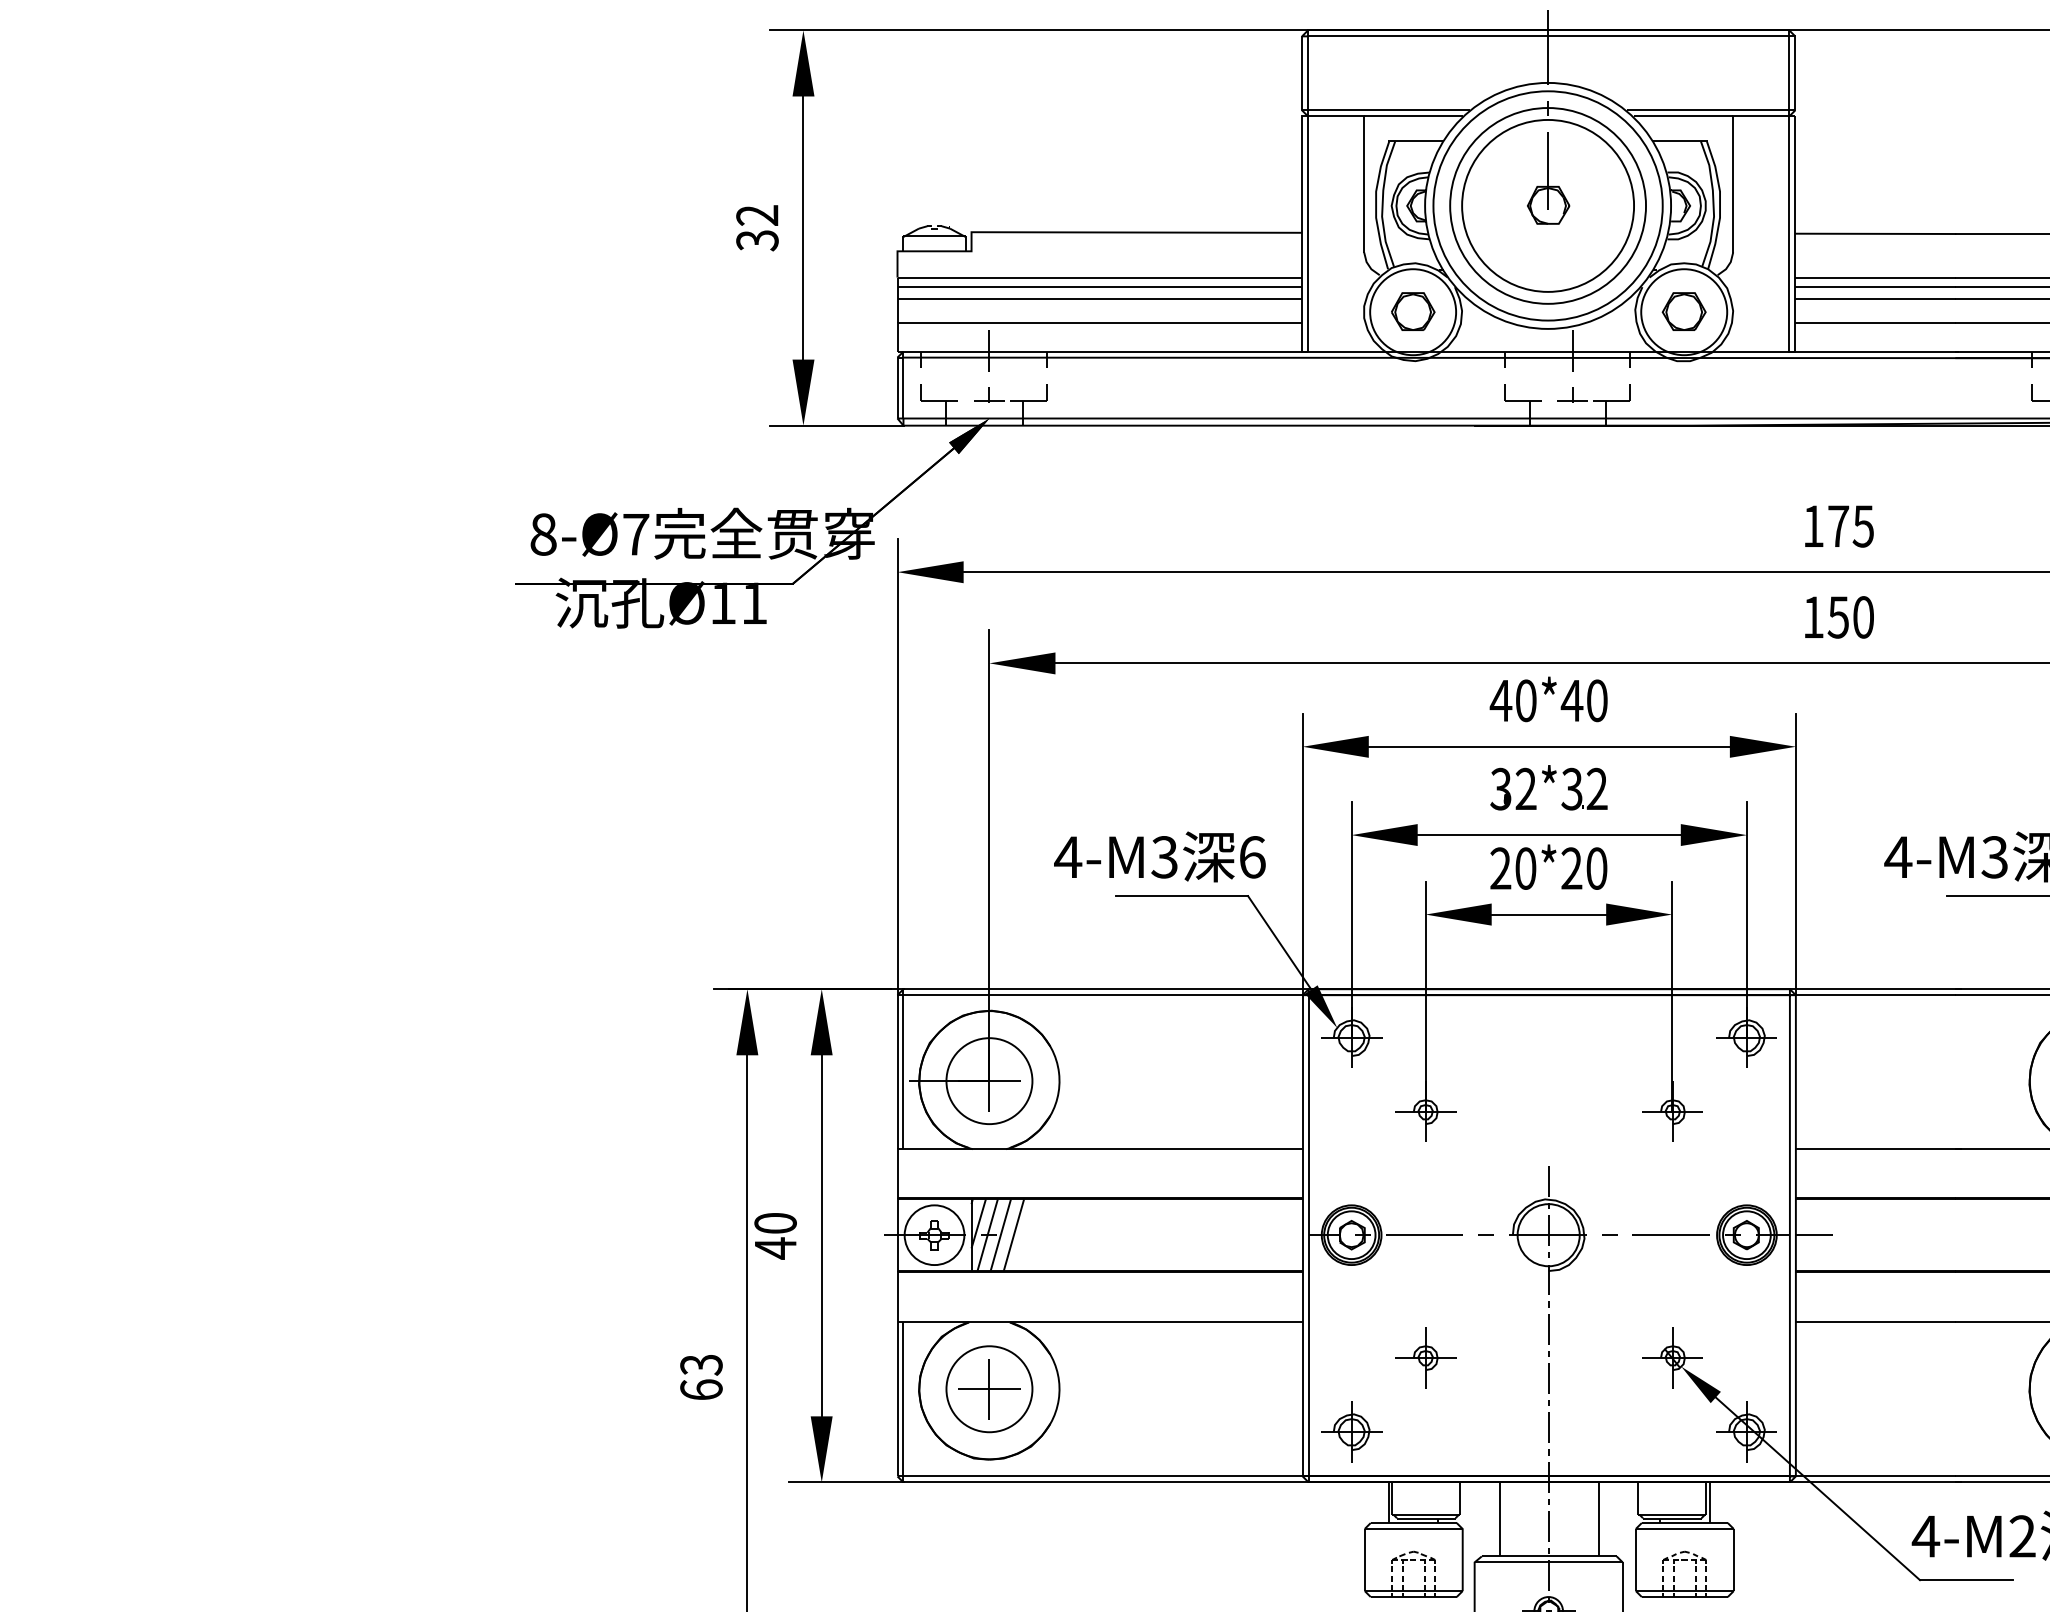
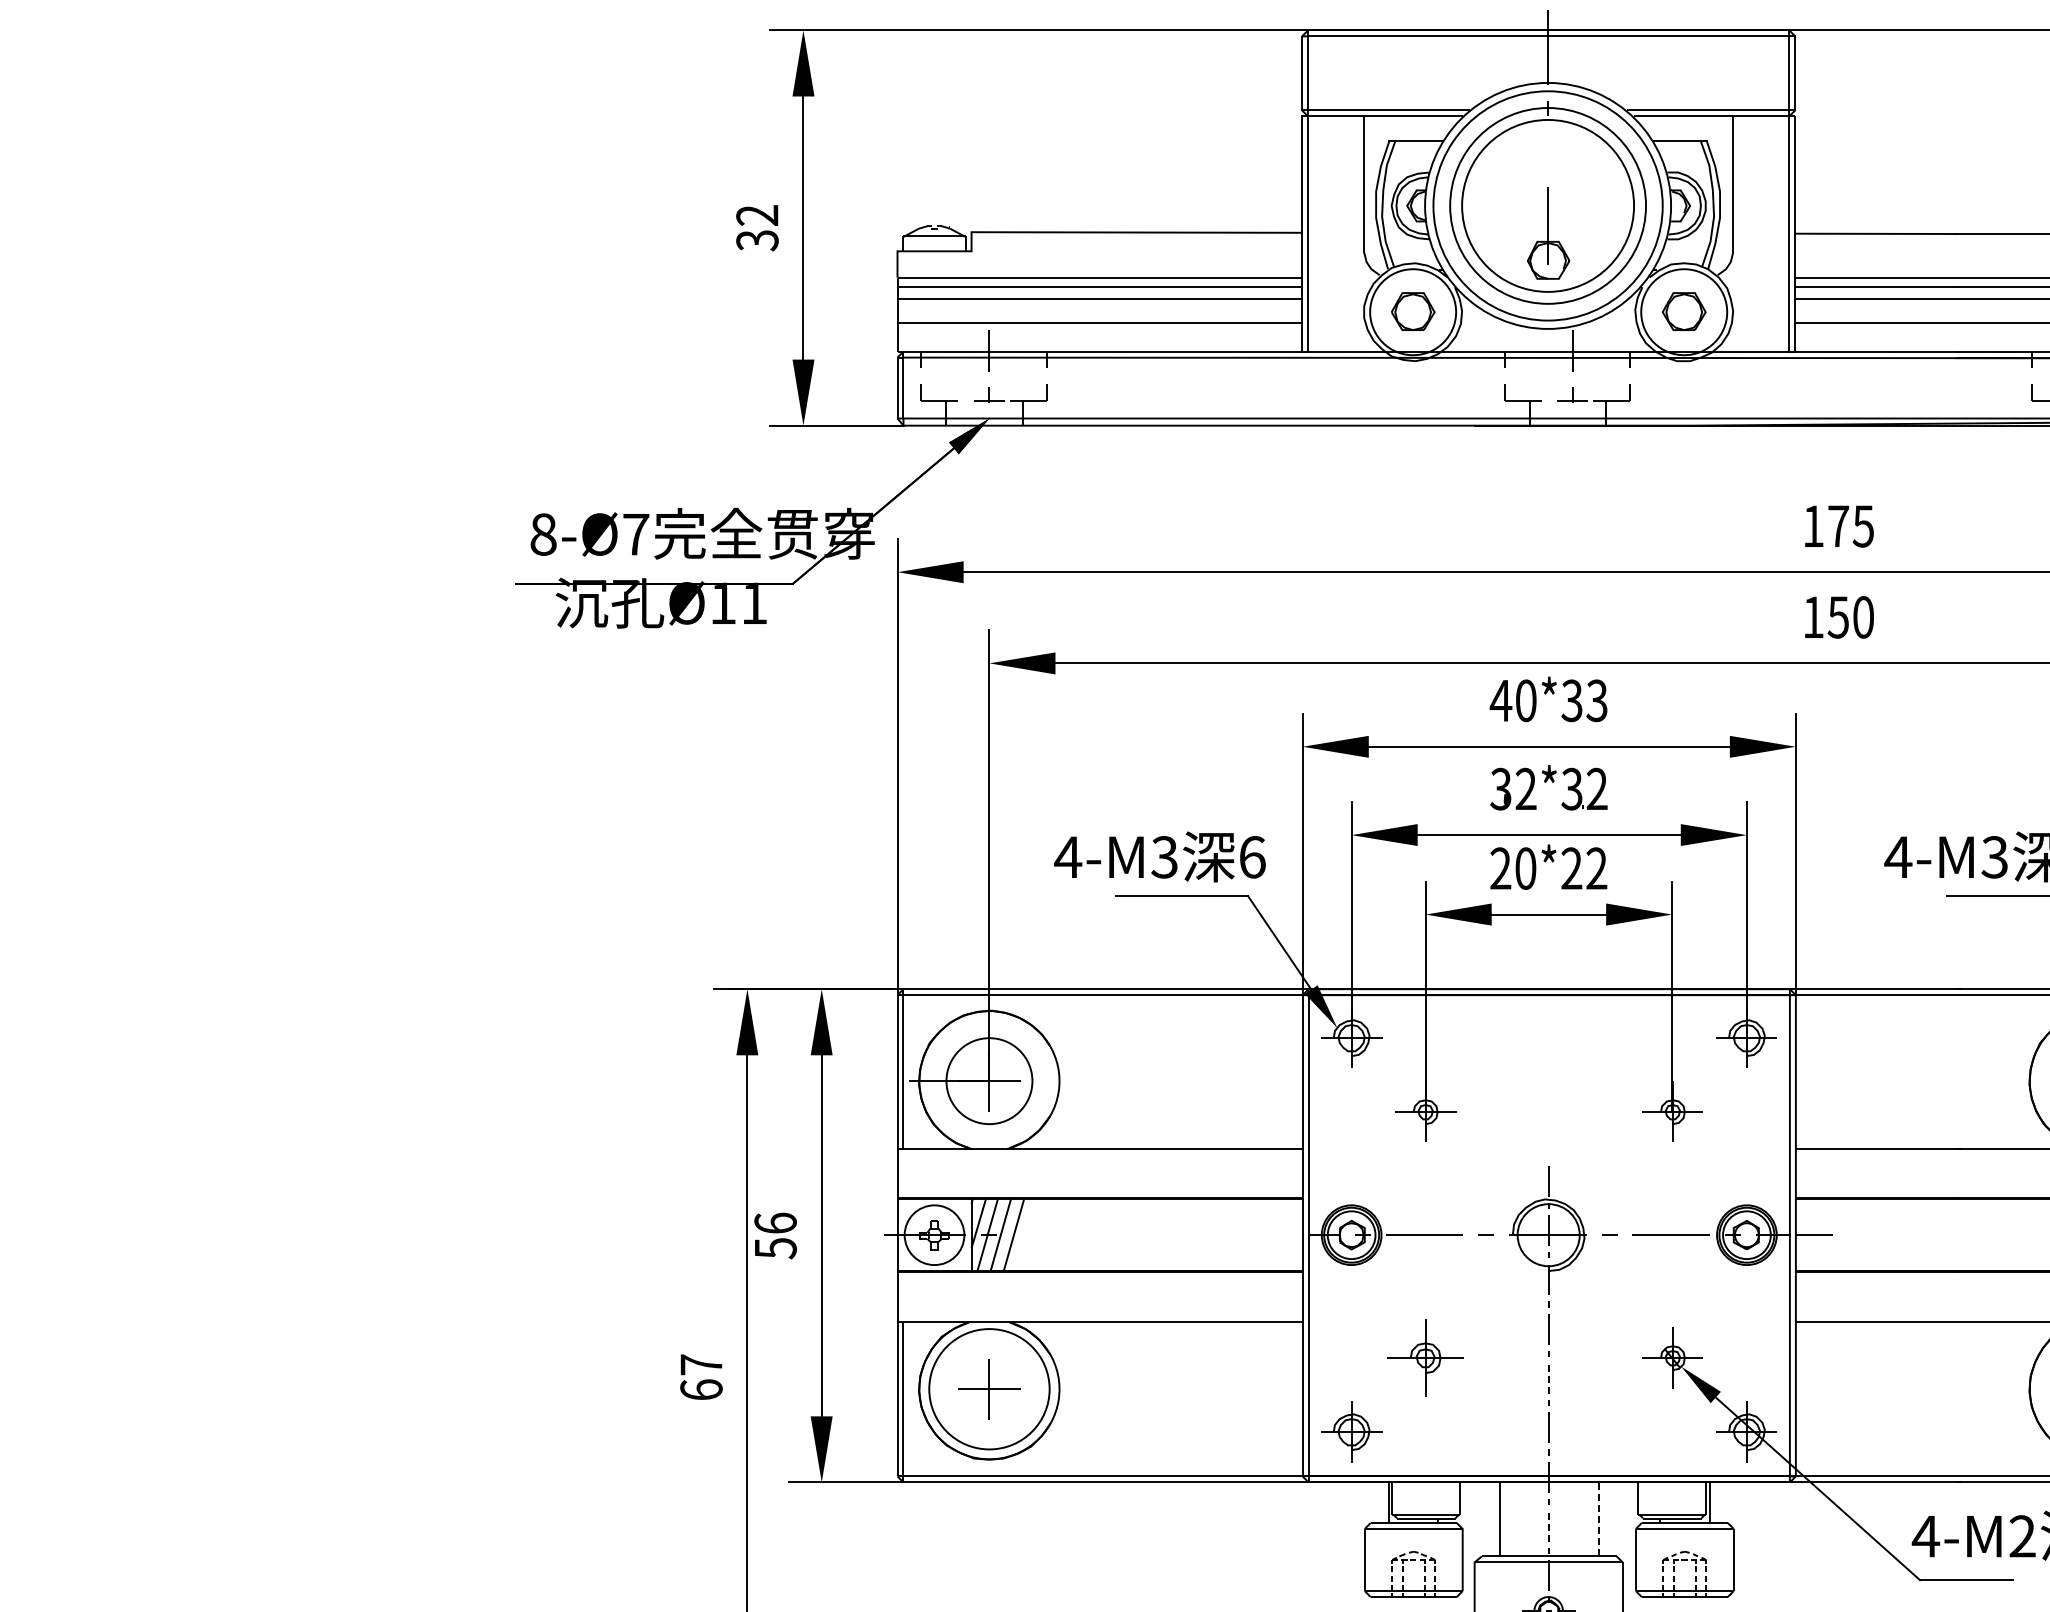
part position: (1548, 178) -> (1548, 233) (1548, 233)
text: 40*40 -> 40*33 (1583, 700)
text: 20*20 -> 20*22 (1596, 868)
text: 40 -> 56 (775, 1235)
part size: 62x62 px -> 77x78 px (1425, 1357)
text: 63 -> 67 (701, 1364)
line: solid -> dashed (1548, 1378)
circle diameter: 86 px -> 120 px (989, 1389)
line: solid -> dashed (1598, 1518)
line: solid -> dashed (1548, 1526)
